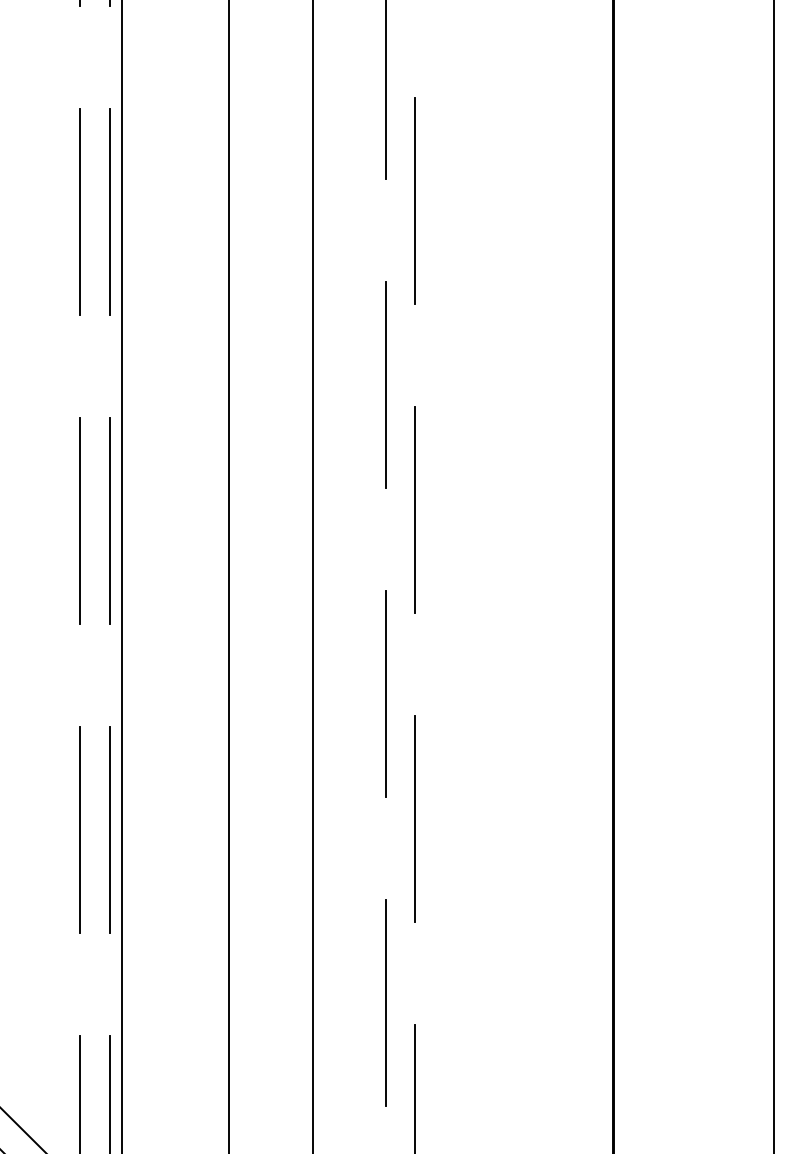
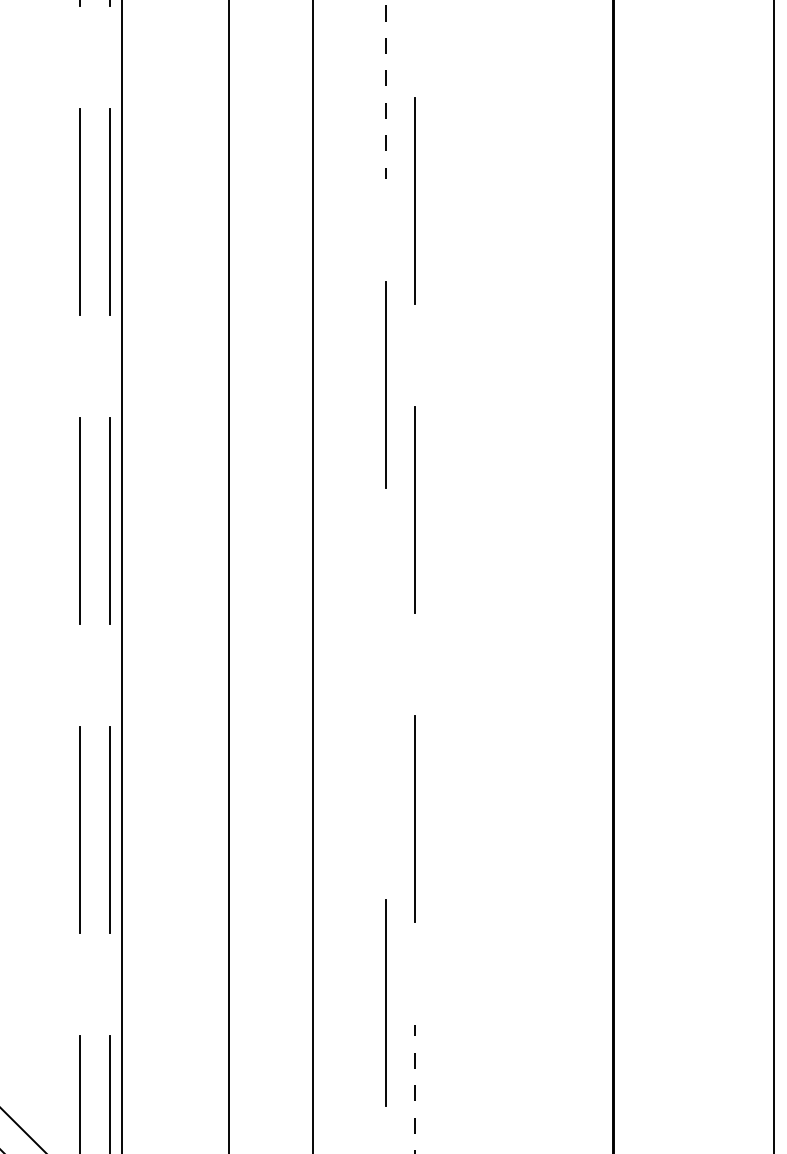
line: solid -> dashed (385, 90)
line: present -> none (385, 694)
line: solid -> dashed (415, 1088)
